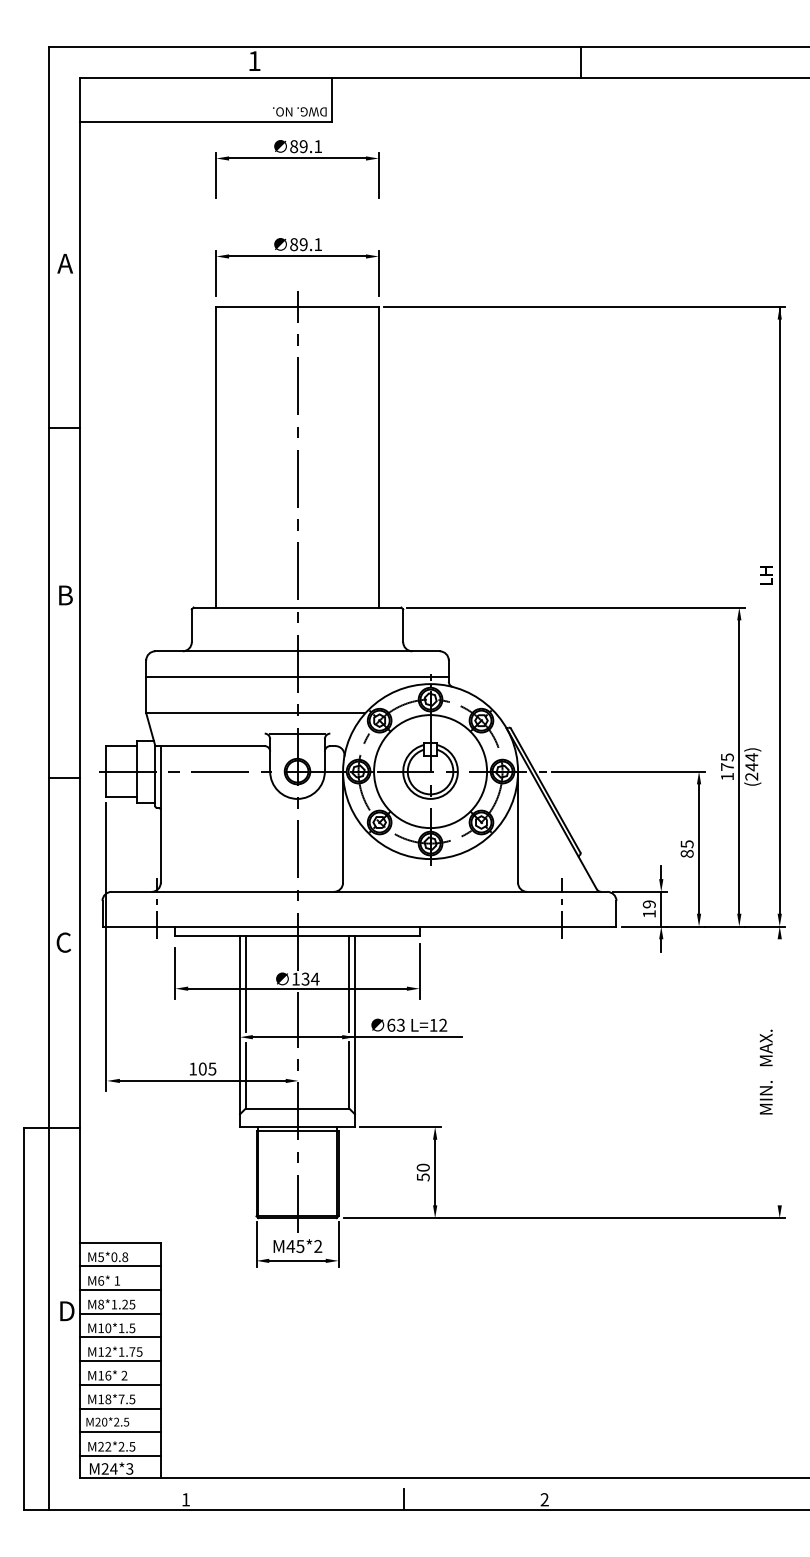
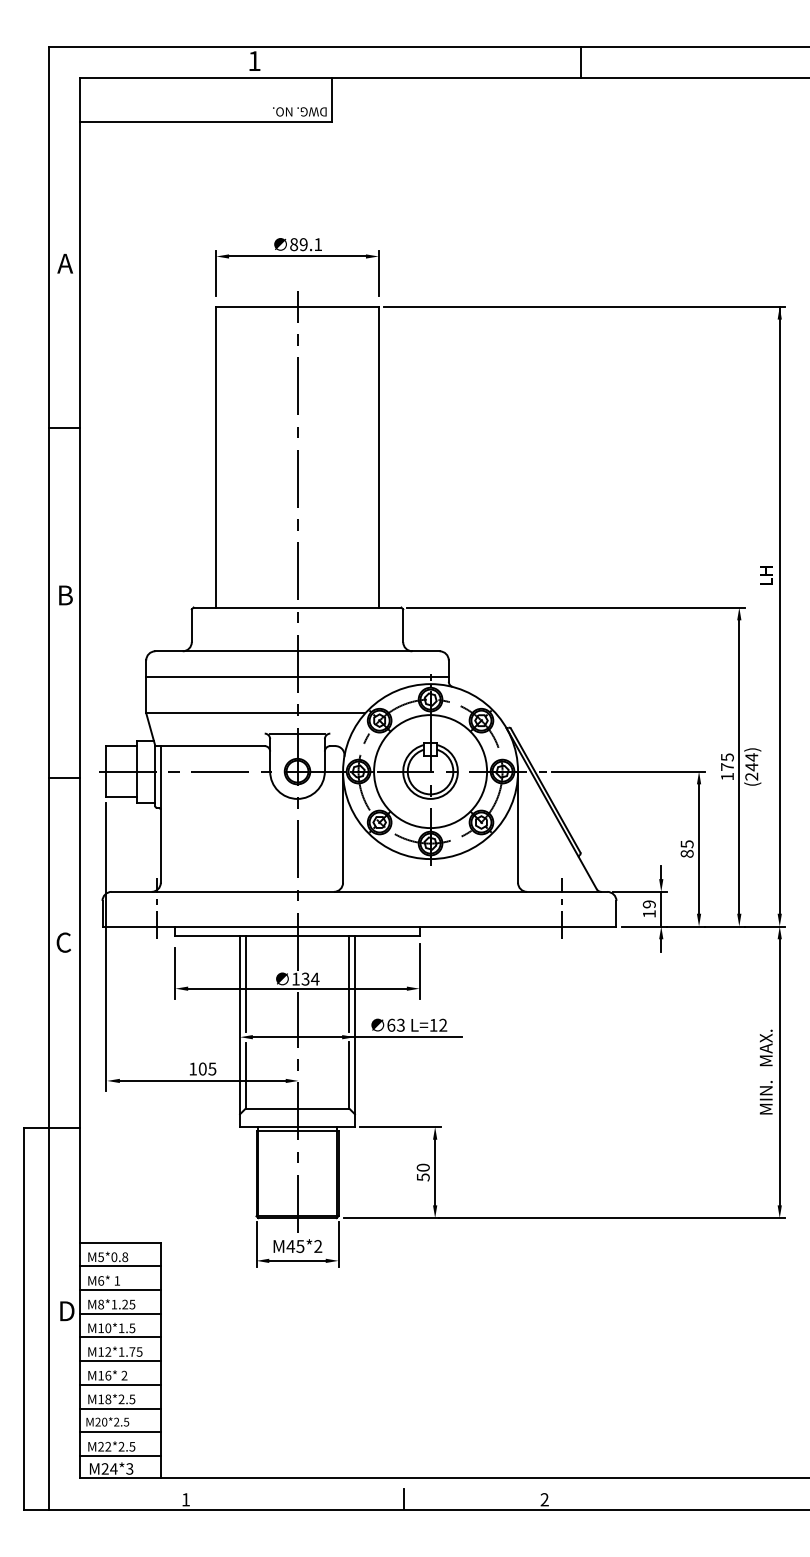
part: present -> none (297, 158)
line: none -> present (779, 1072)
text: M18*7.5 -> M18*2.5 (121, 1399)
